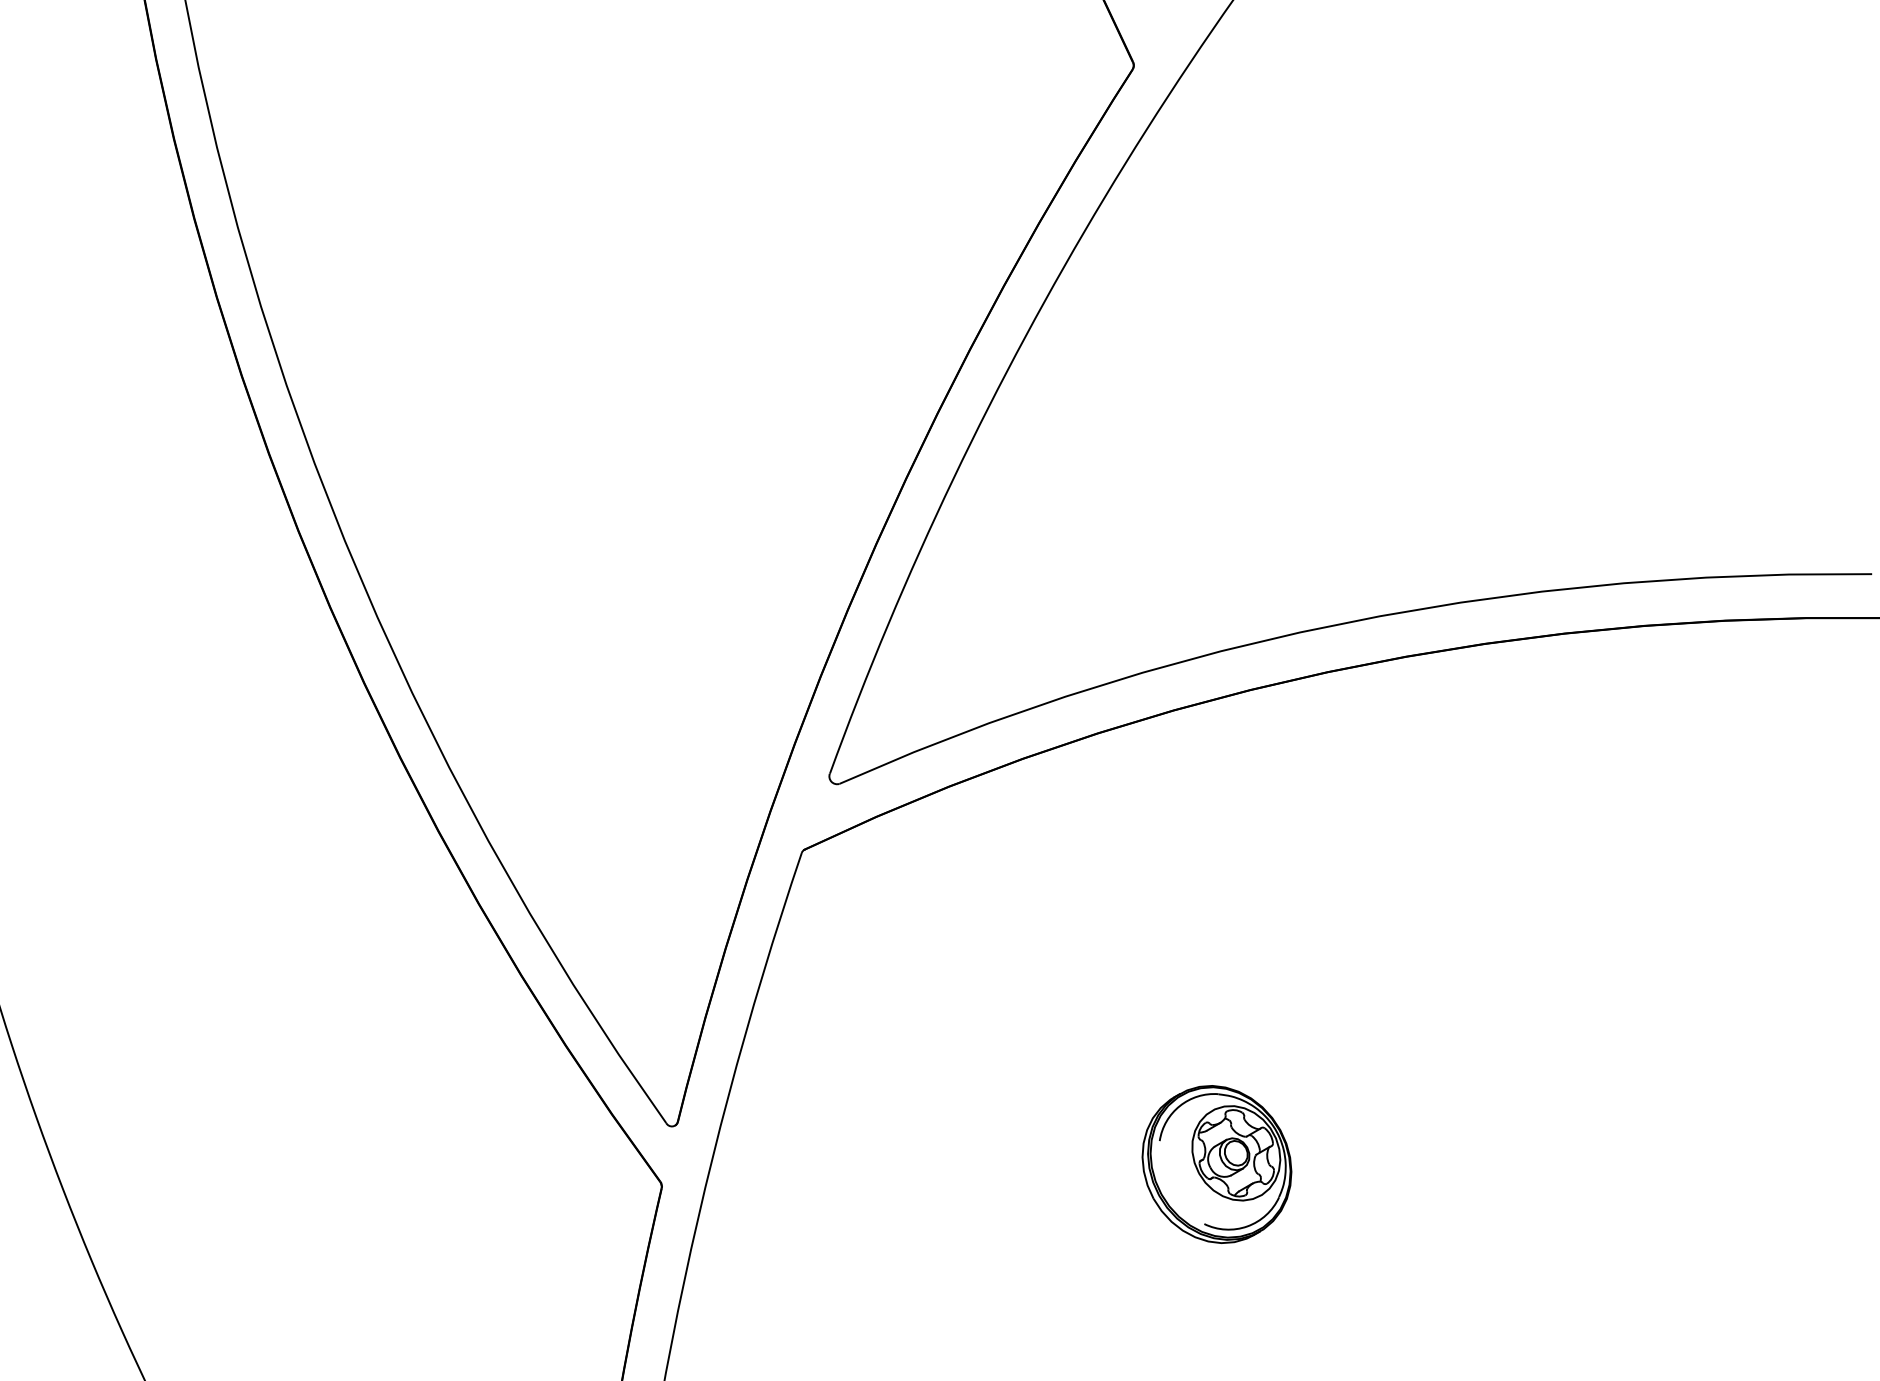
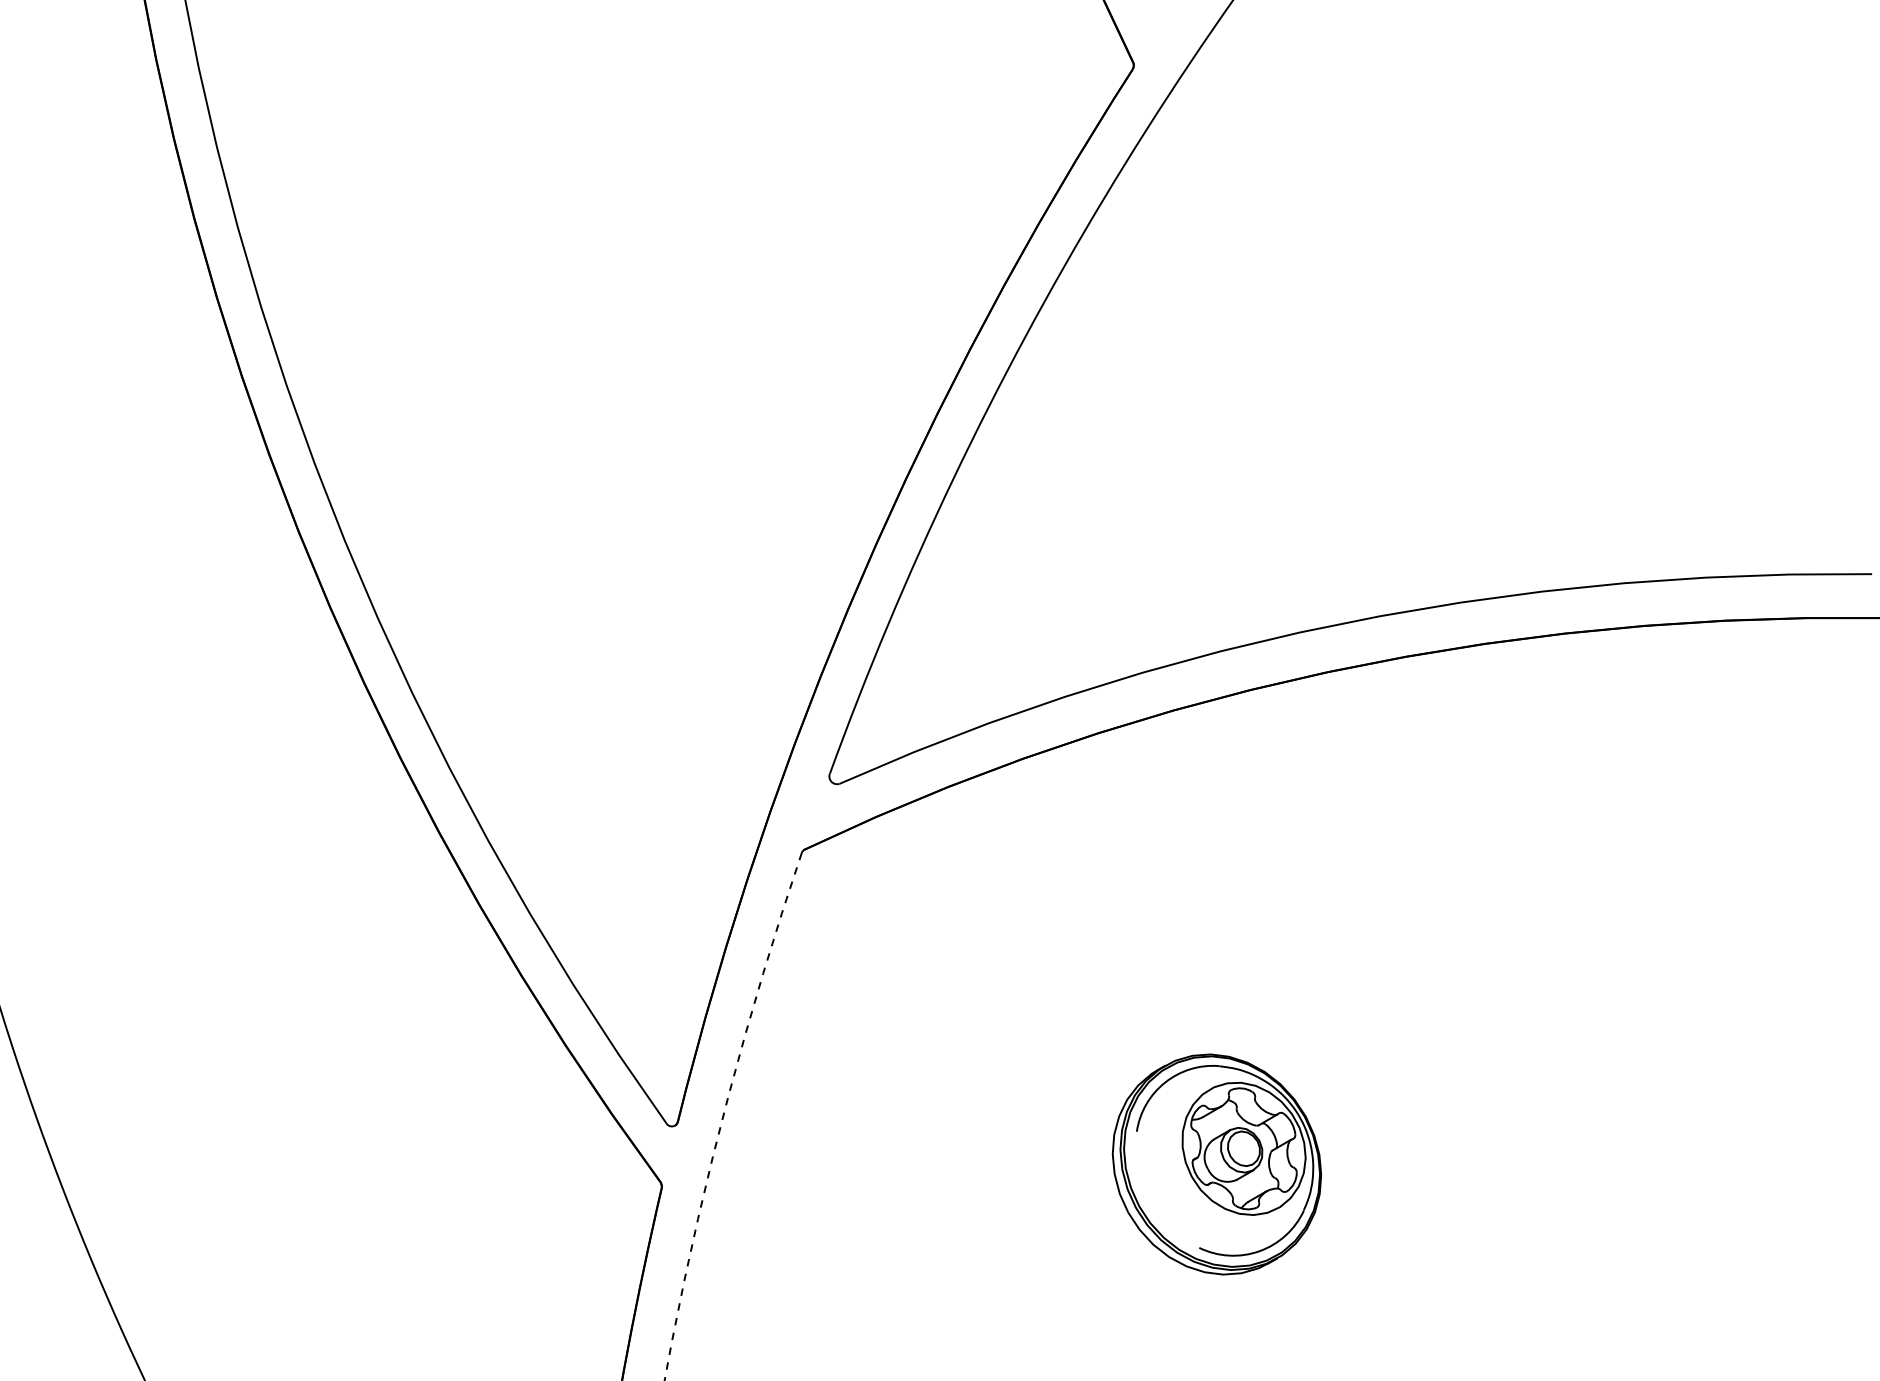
arc: solid -> dashed (723, 1114)
part size: 152x159 px -> 212x223 px (1216, 1164)
